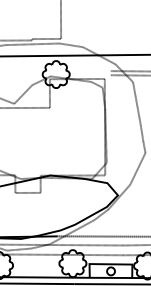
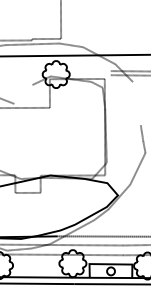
line: present -> none (23, 94)
line: present -> none (136, 103)
